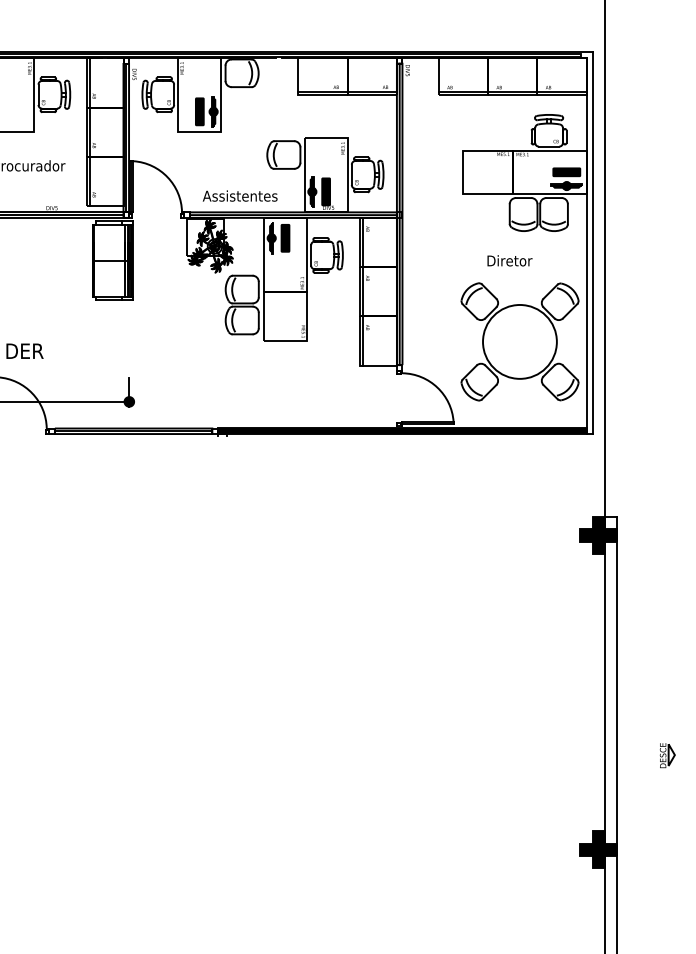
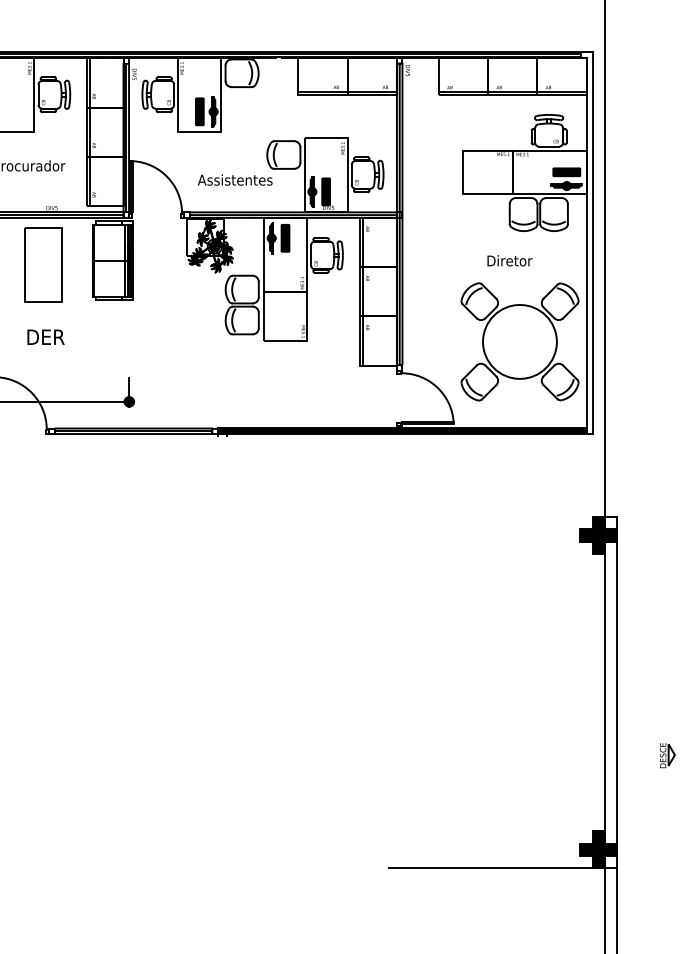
text position: (239, 195) -> (234, 179) (234, 179)
part: none -> present (43, 264)
text position: (24, 350) -> (45, 336) (45, 336)
line: none -> present (502, 868)
